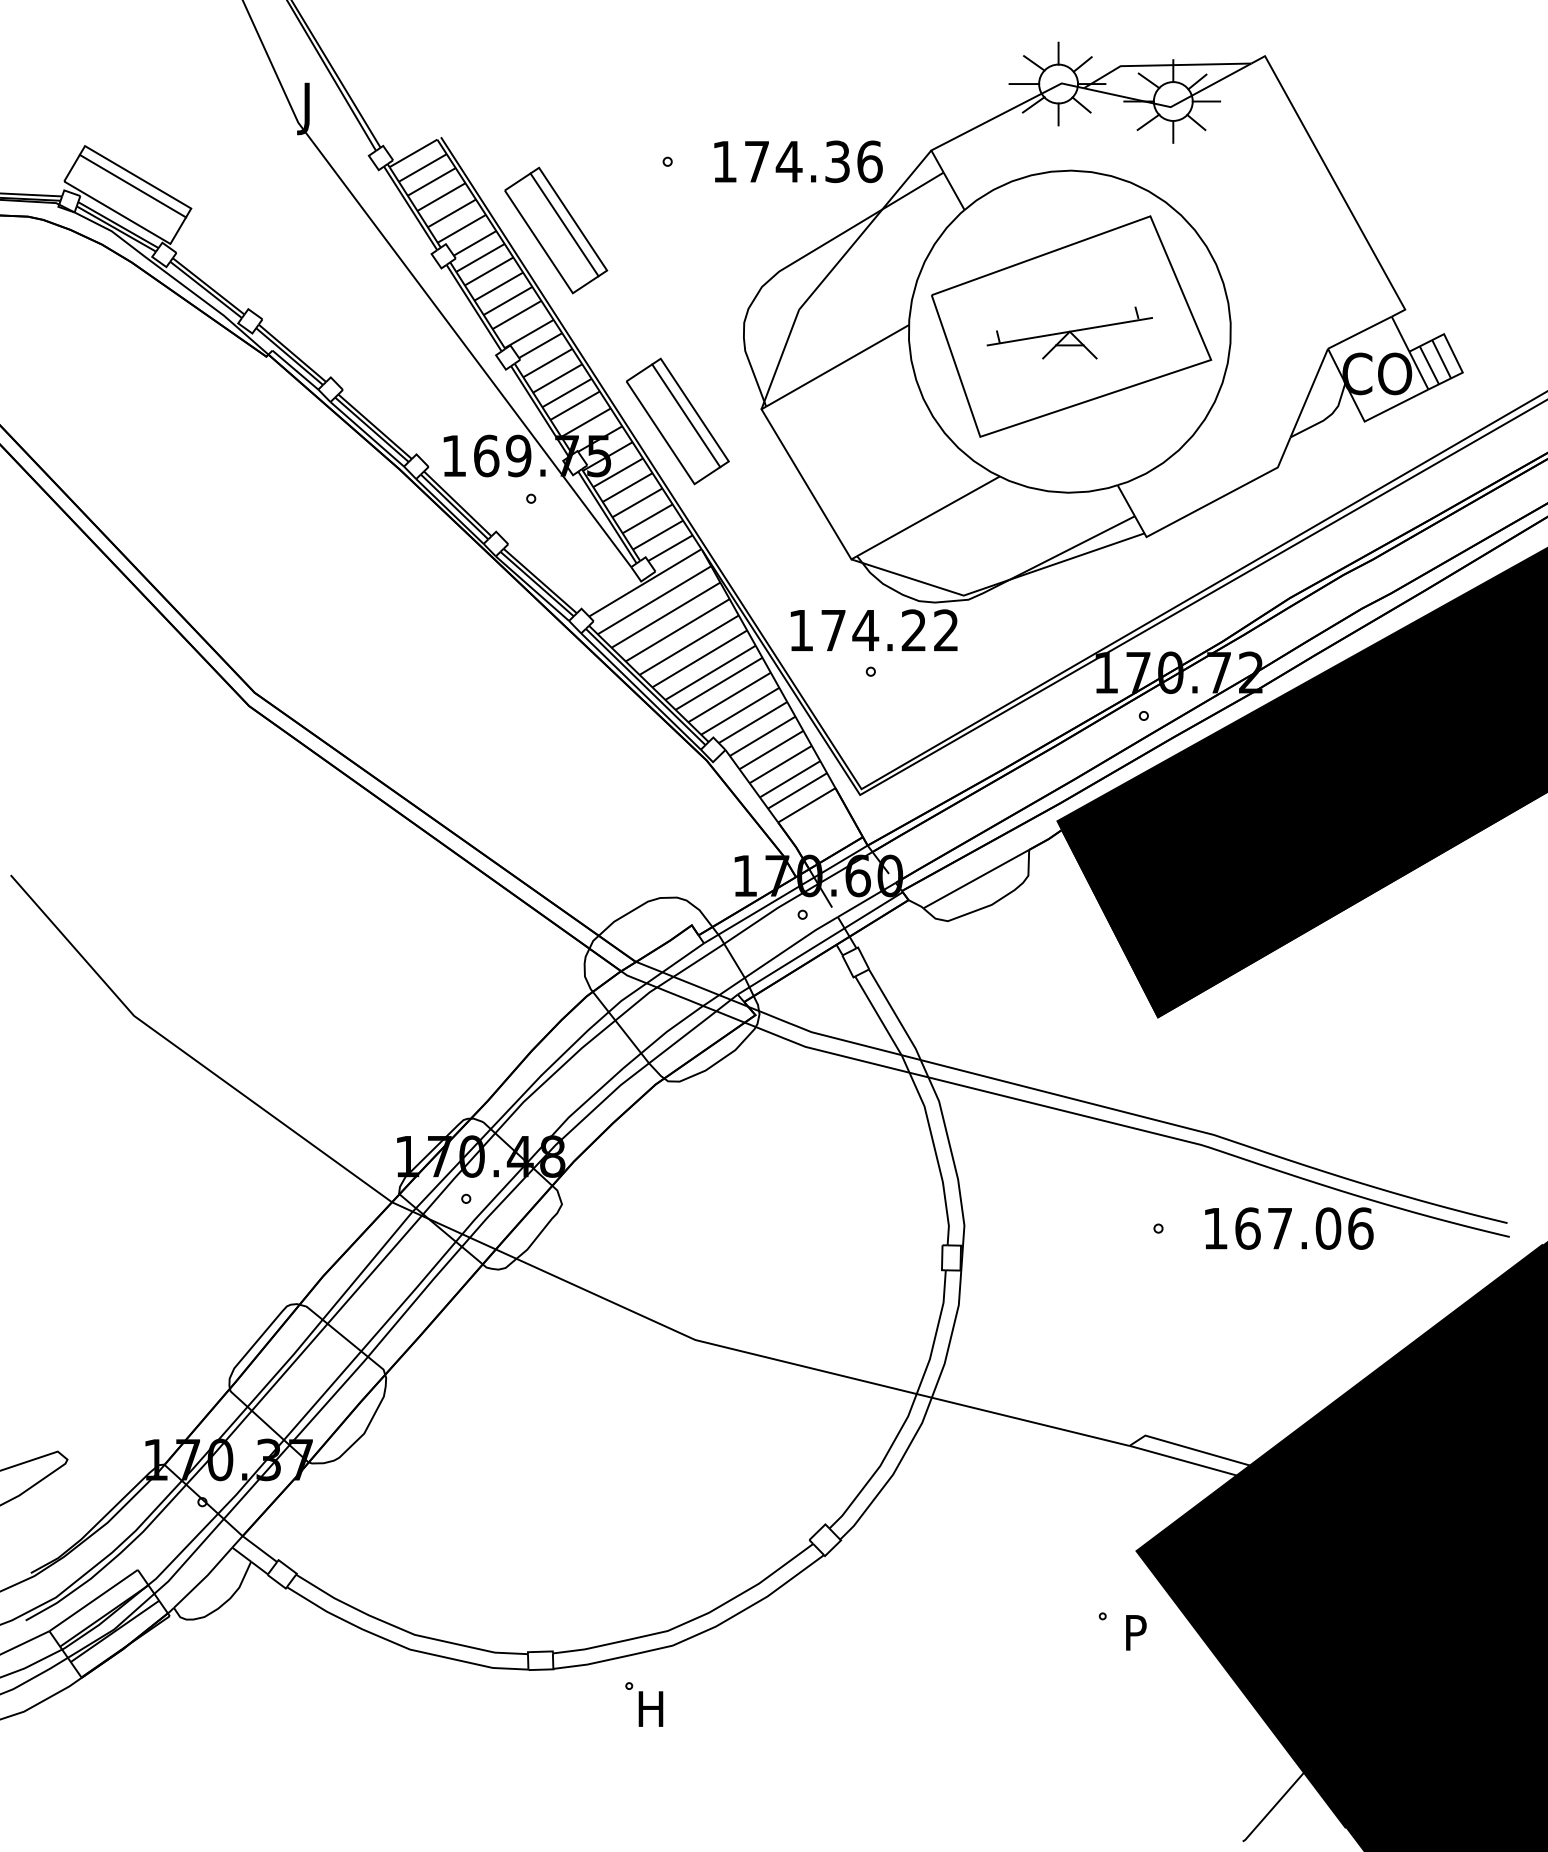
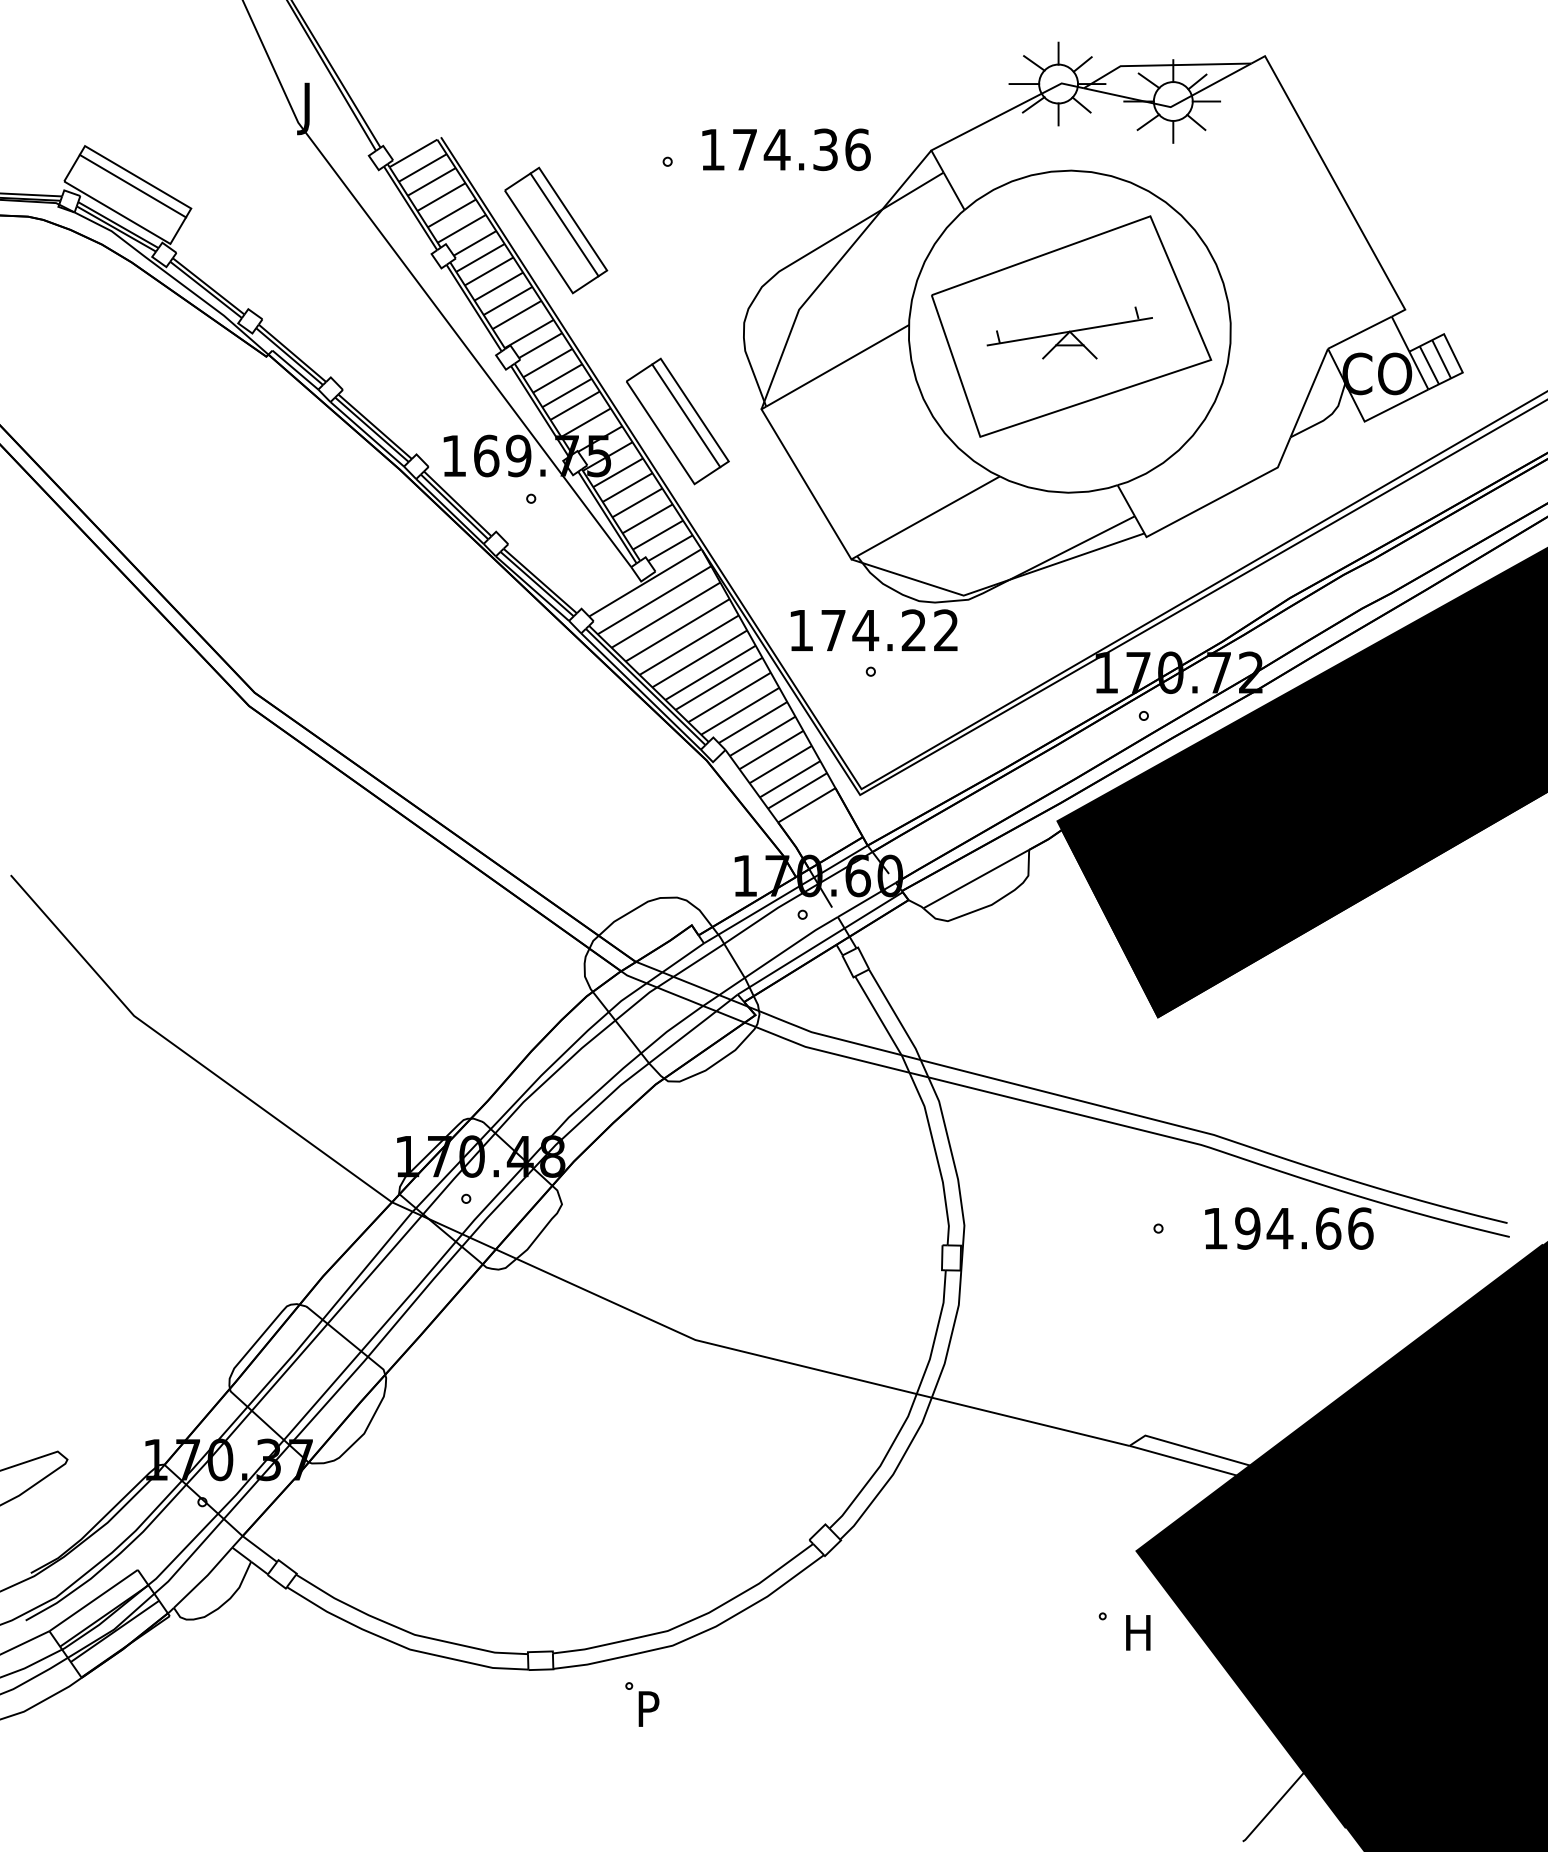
text position: (798, 161) -> (786, 149) (786, 149)
text: 167.06 -> 194.66 (1288, 1228)
text: P -> H (1140, 1632)
text: H -> P (653, 1708)
